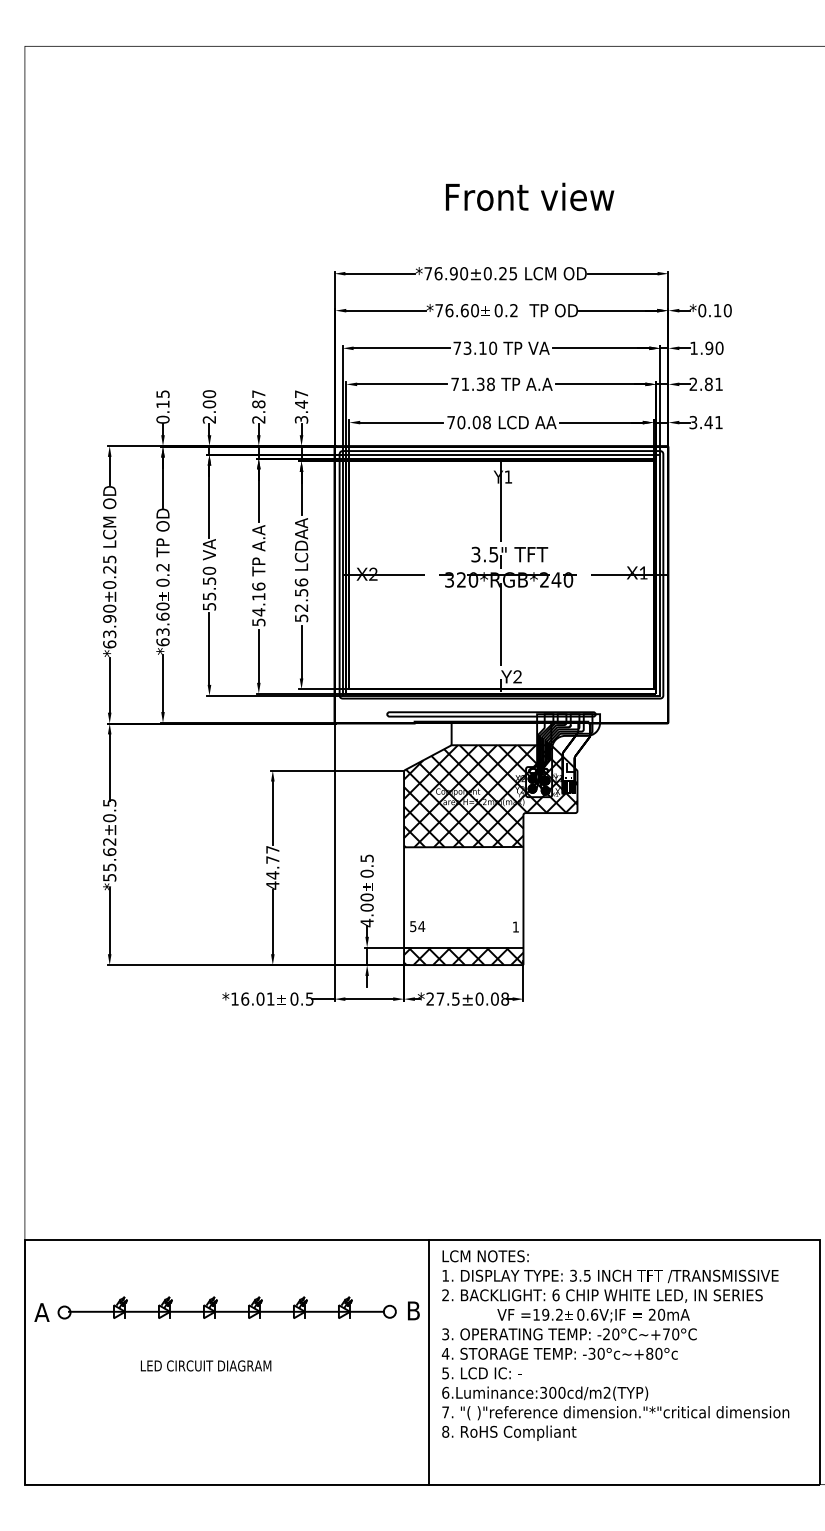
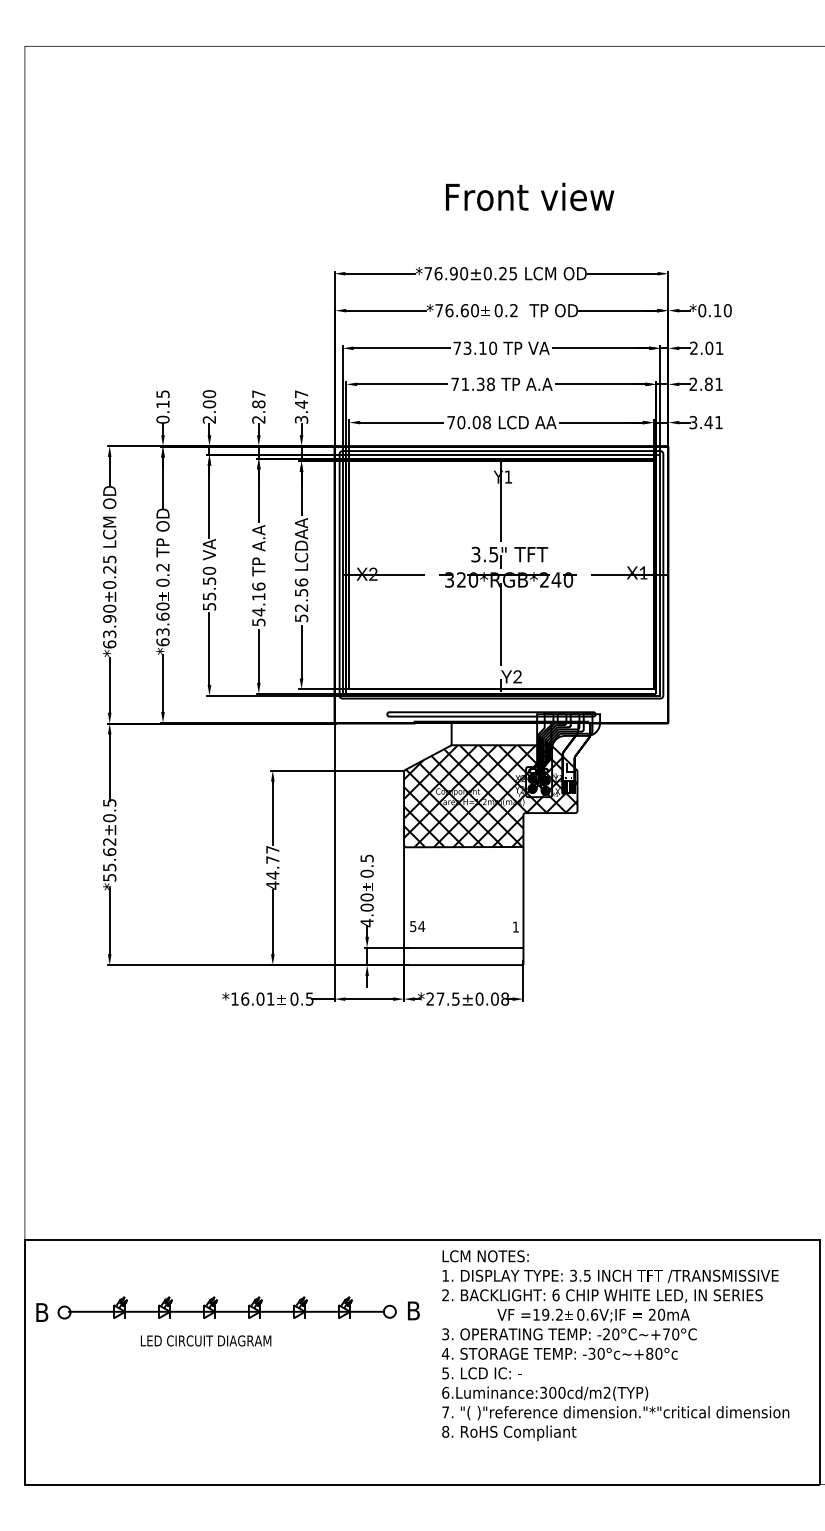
text: 1.90 -> 2.01 (706, 347)
hatch: present -> none (463, 956)
text: A -> B (41, 1312)
line: present -> none (428, 1362)
text position: (206, 1365) -> (206, 1340) (206, 1340)
